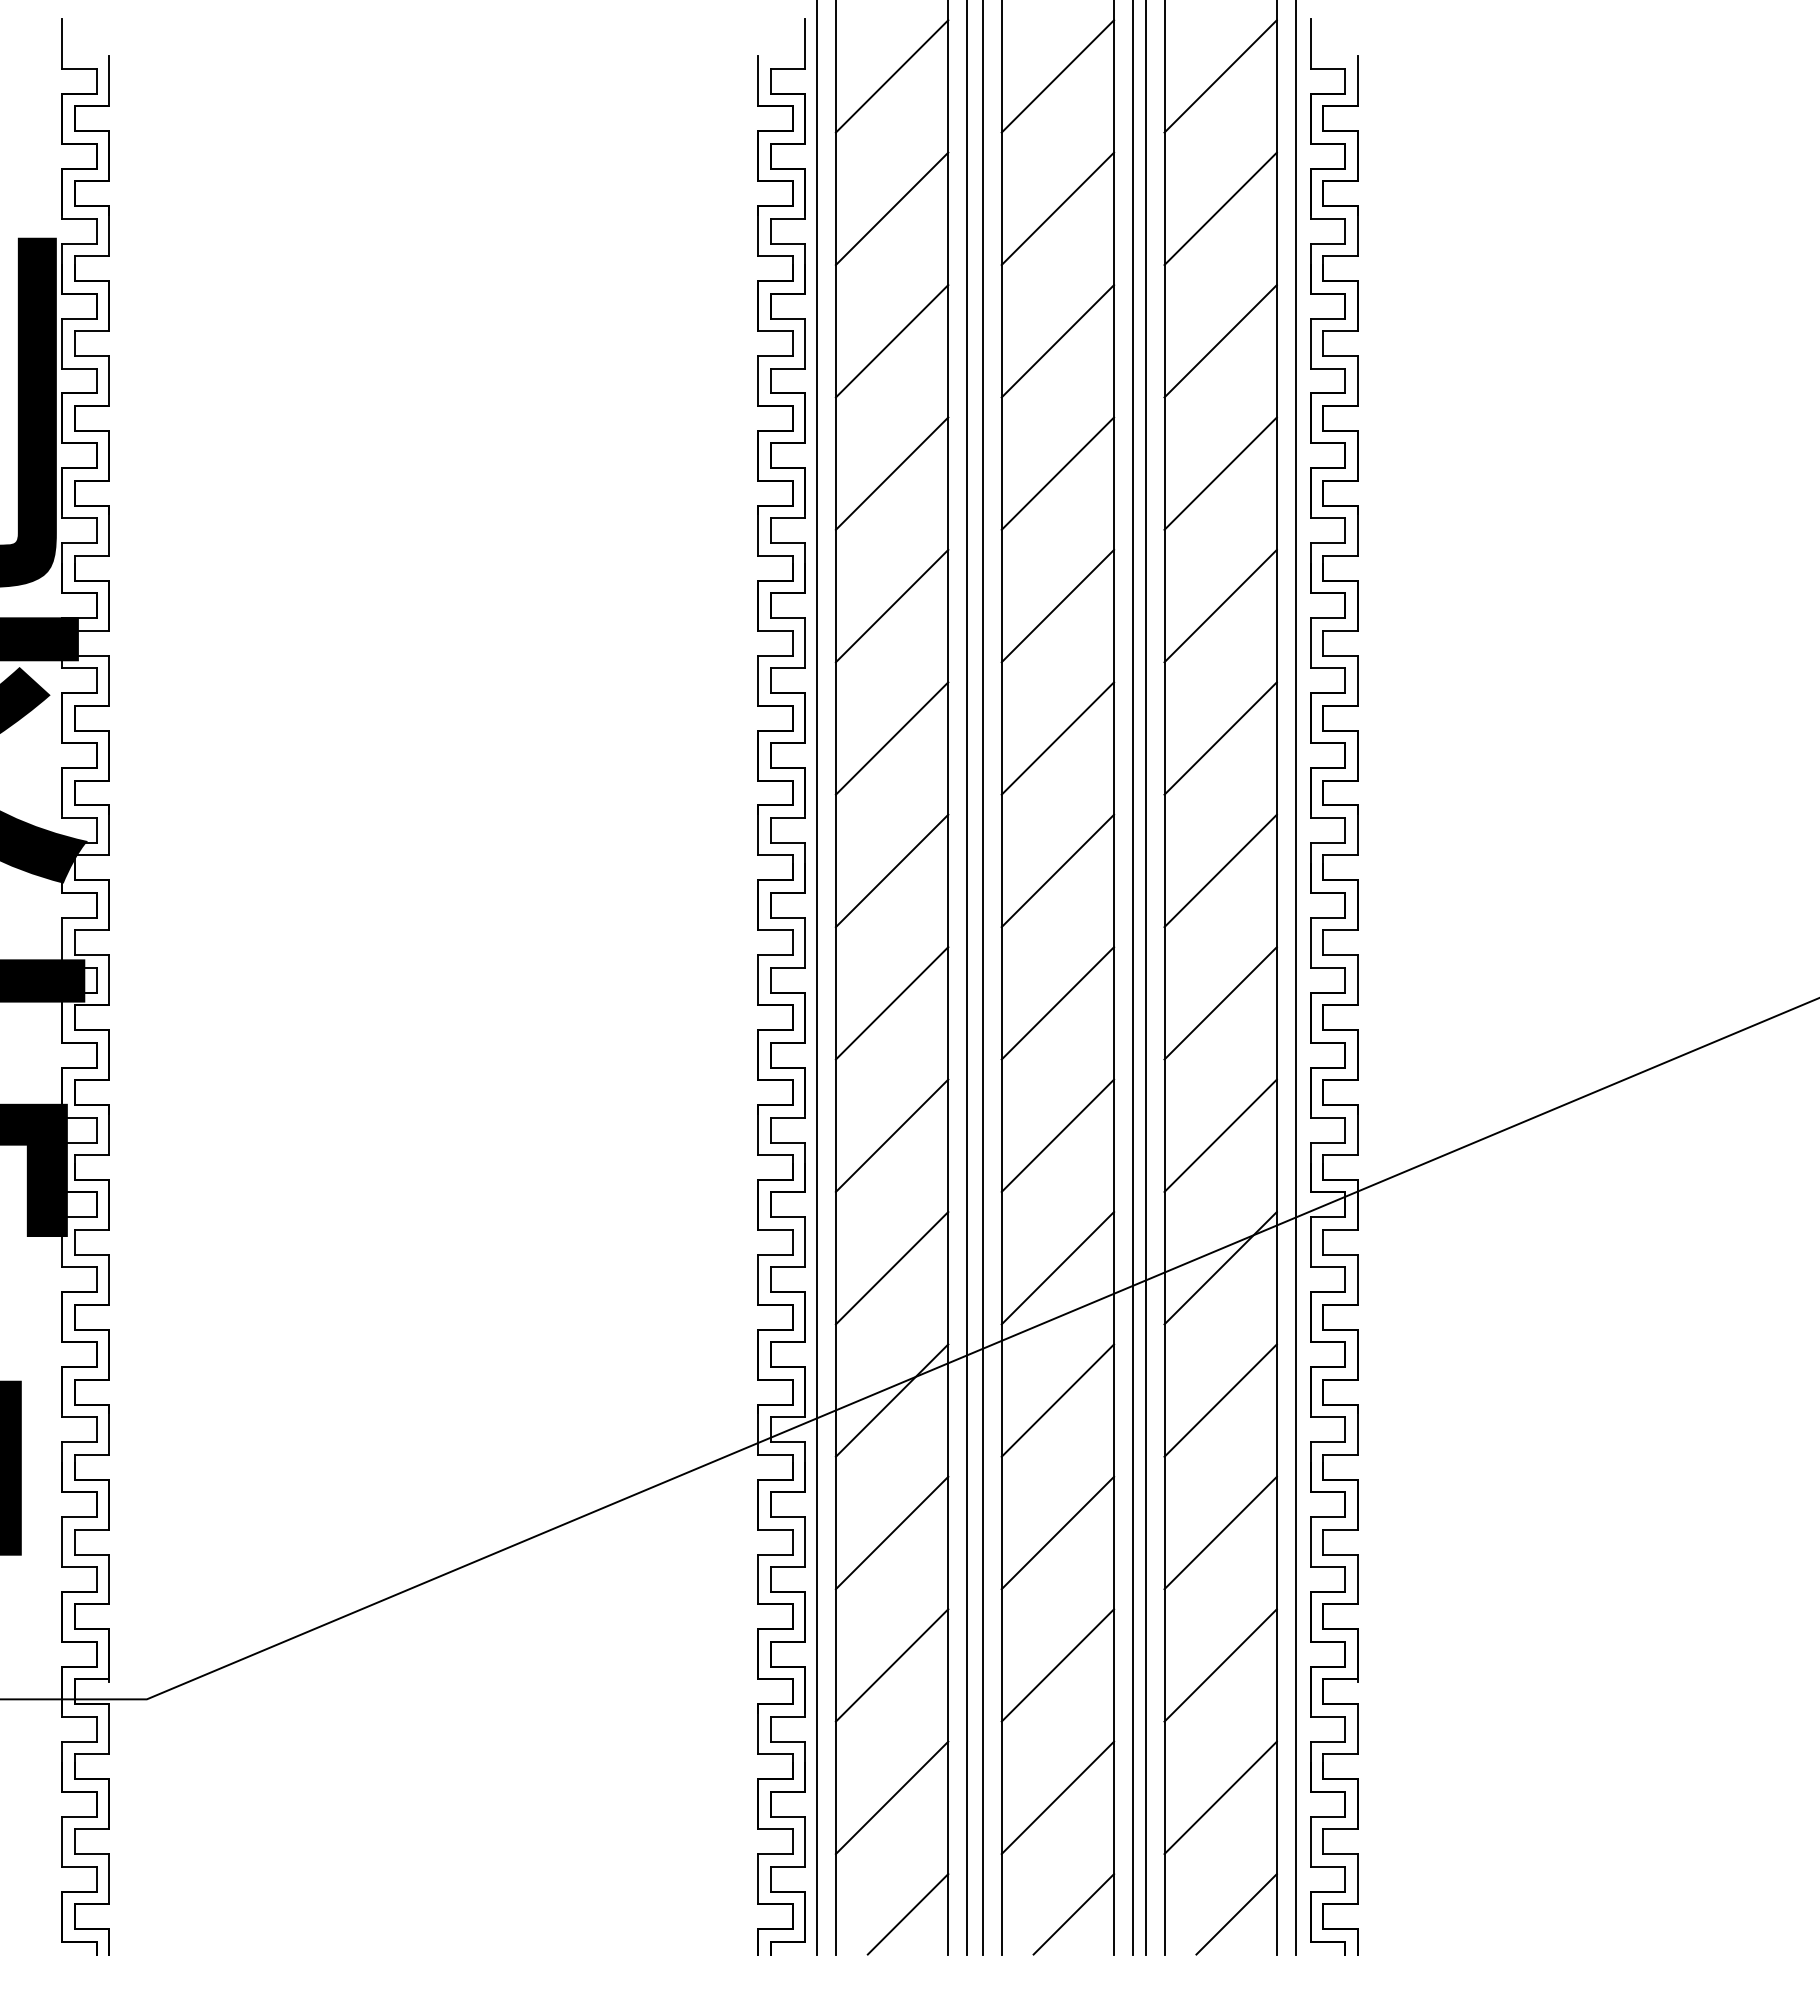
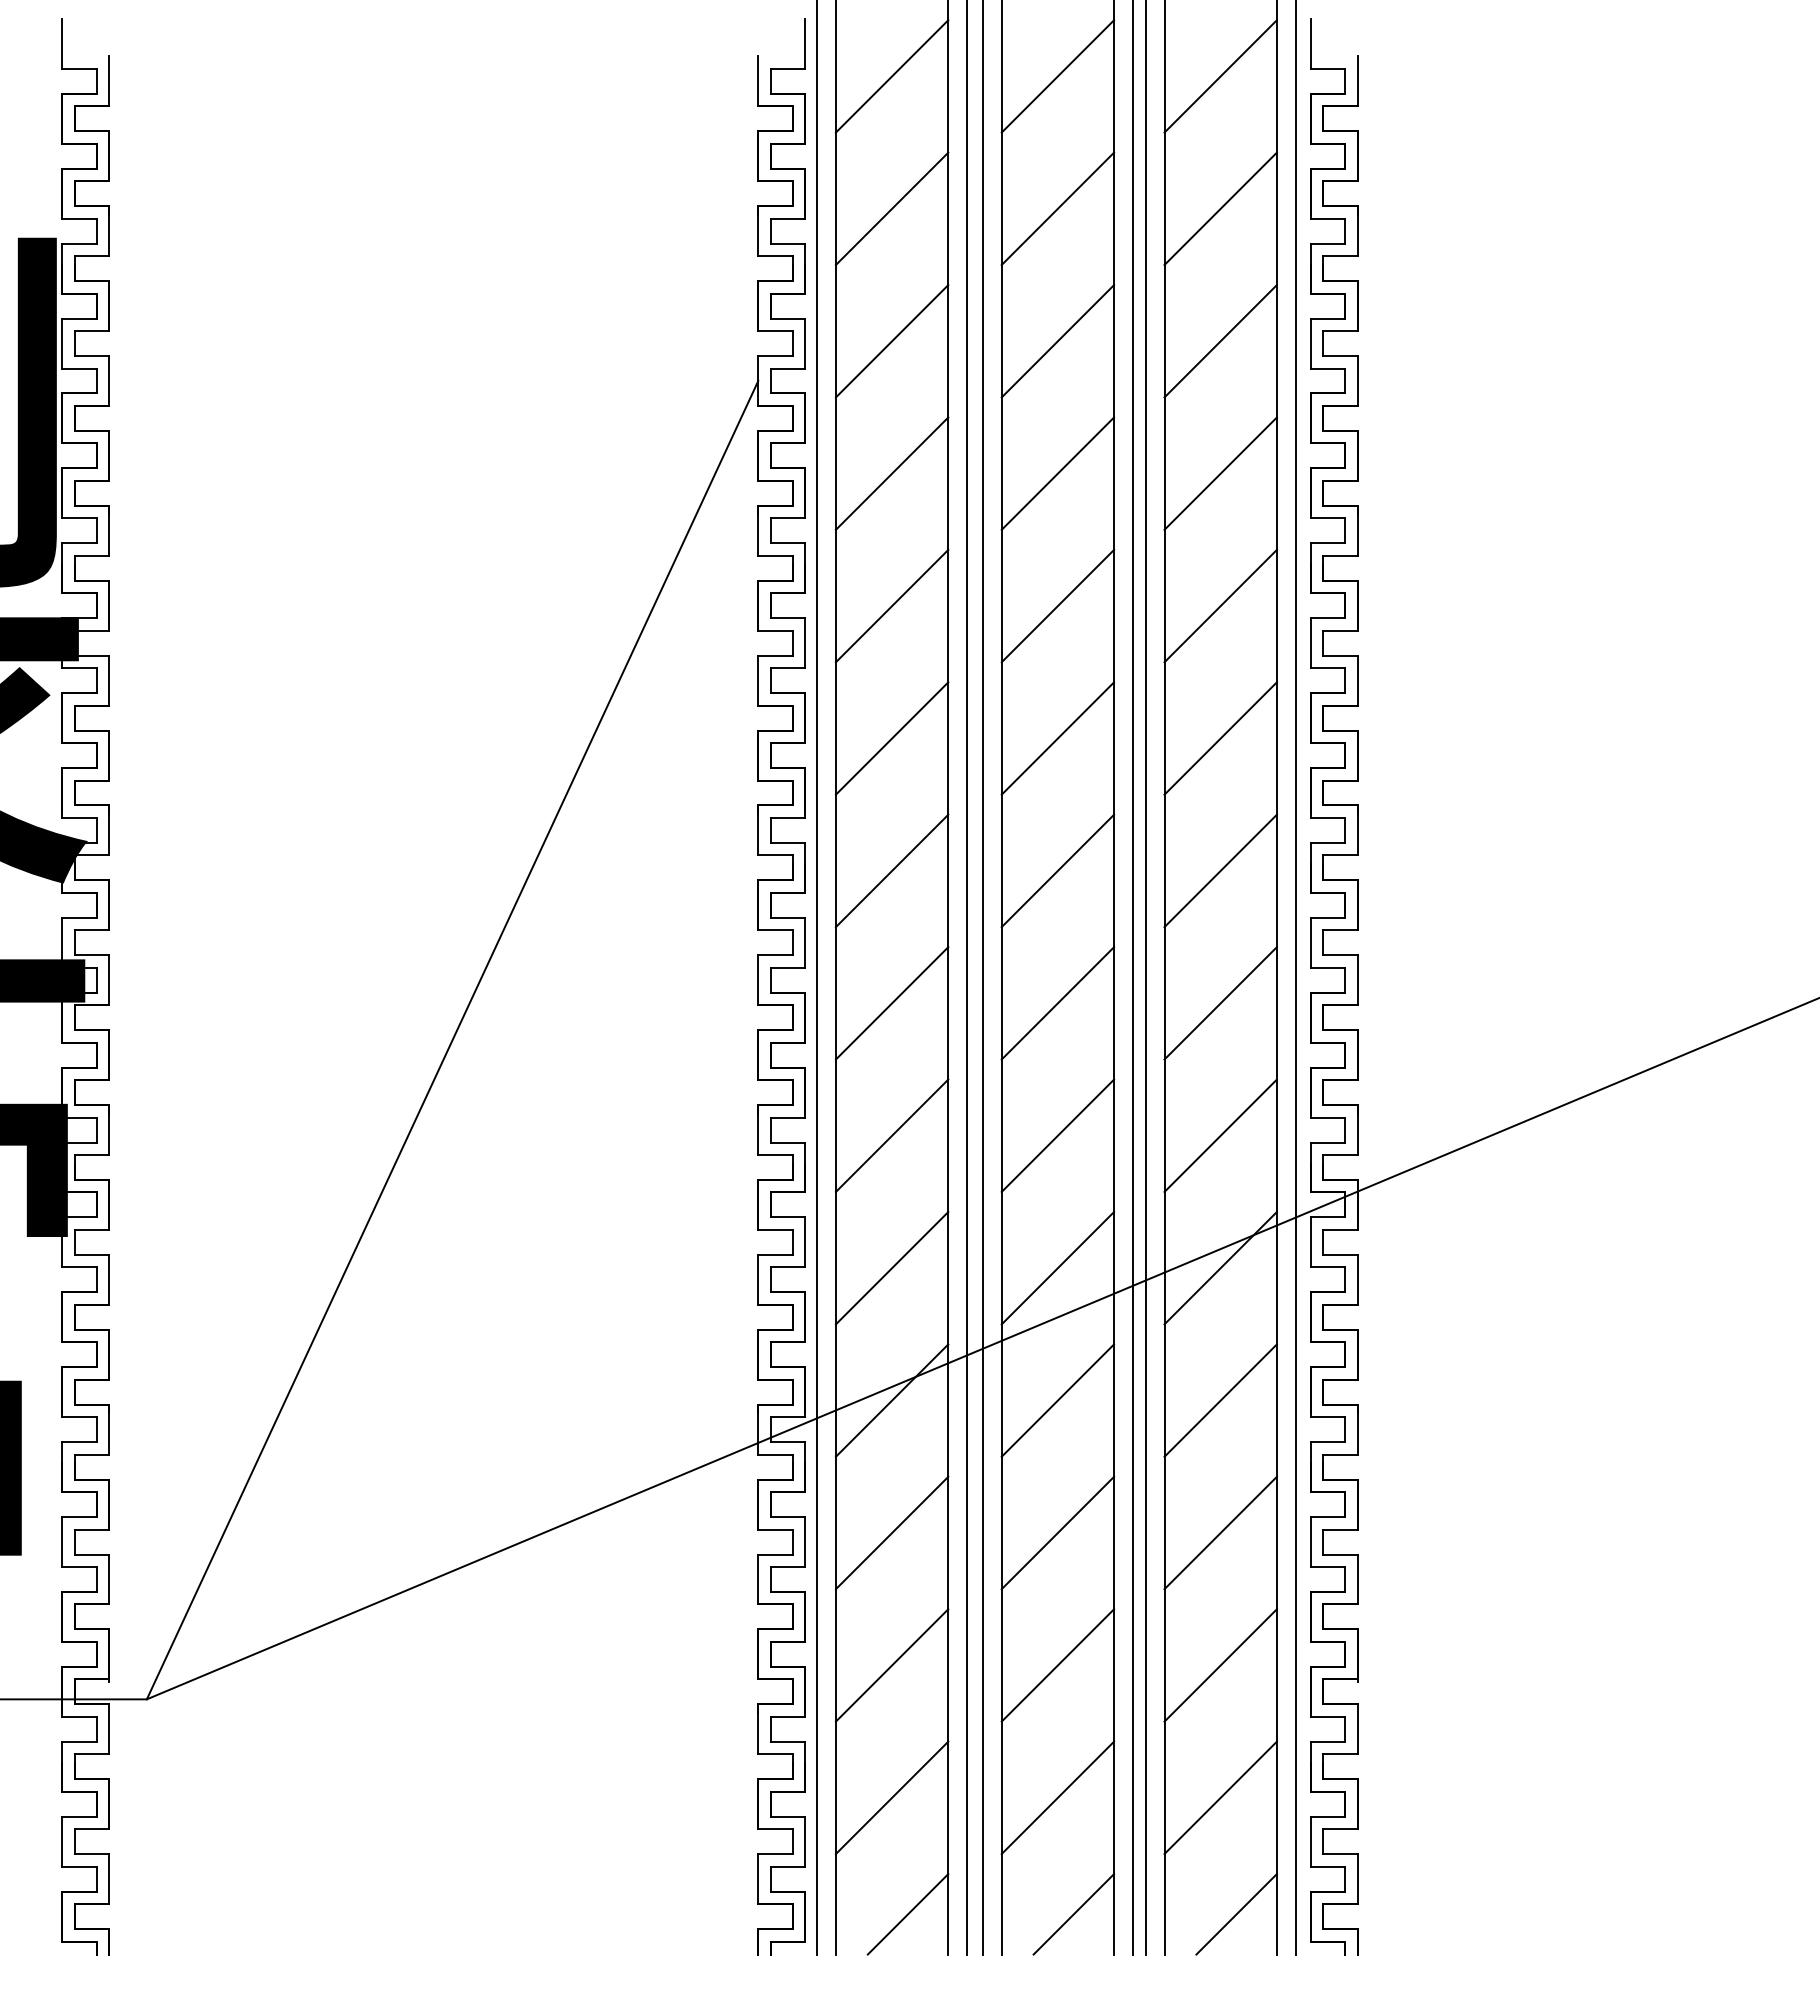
line: none -> present (452, 1040)
